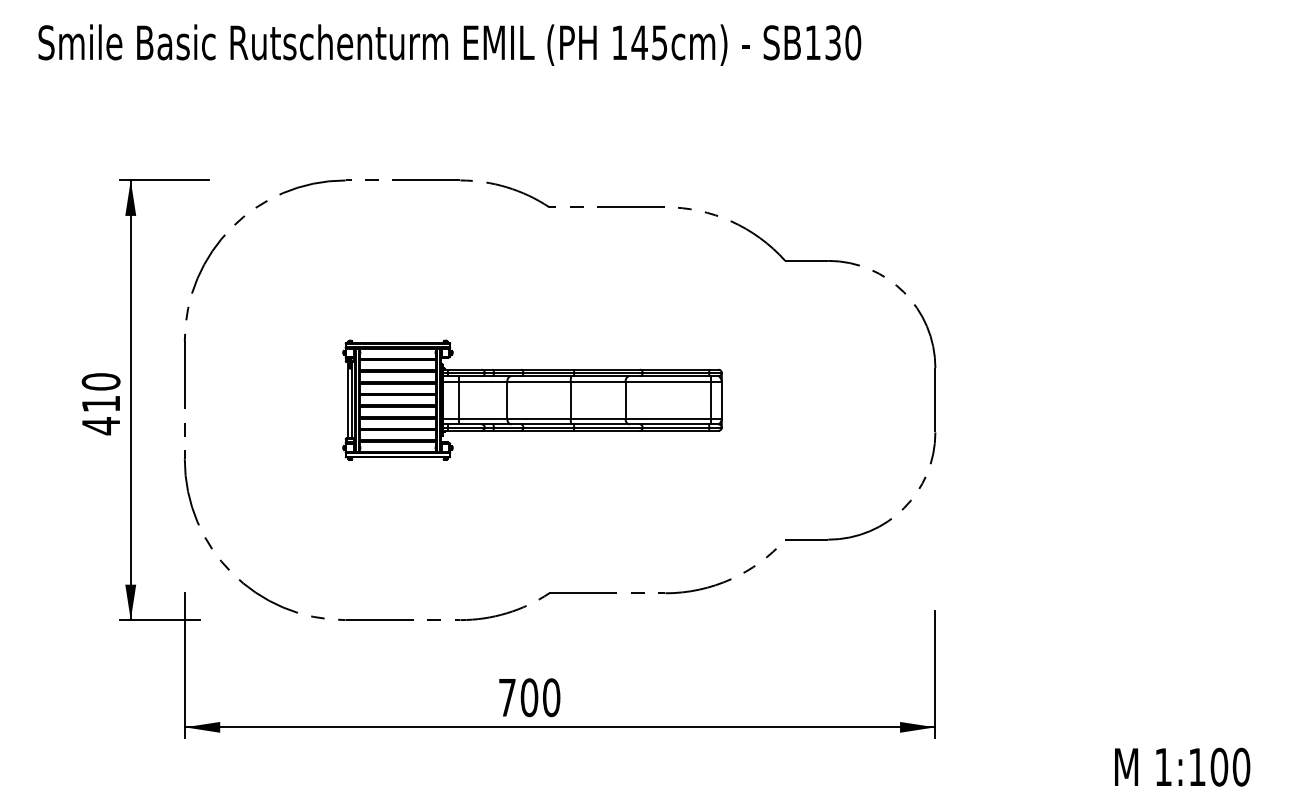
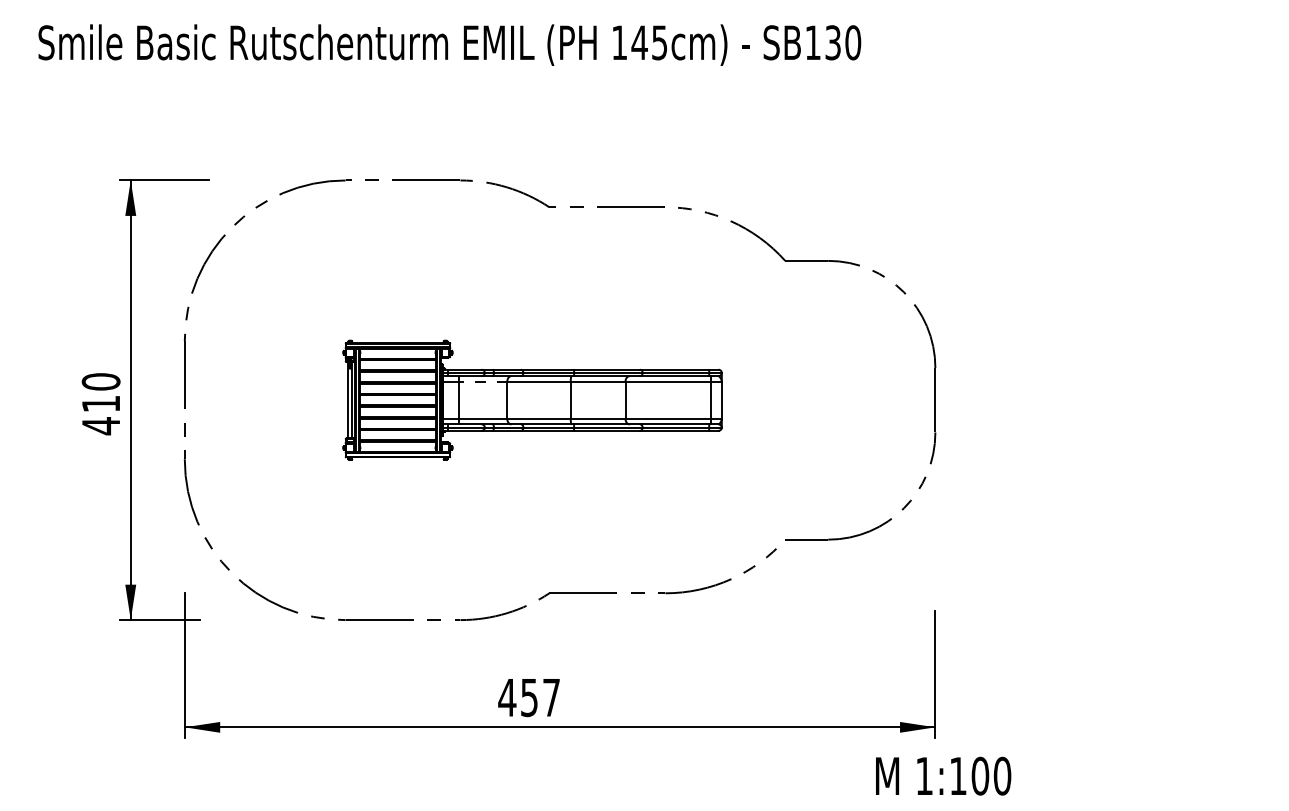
line: solid -> dashed (482, 381)
text: 700 -> 457 (529, 697)
text position: (1182, 766) -> (943, 775) (943, 775)
